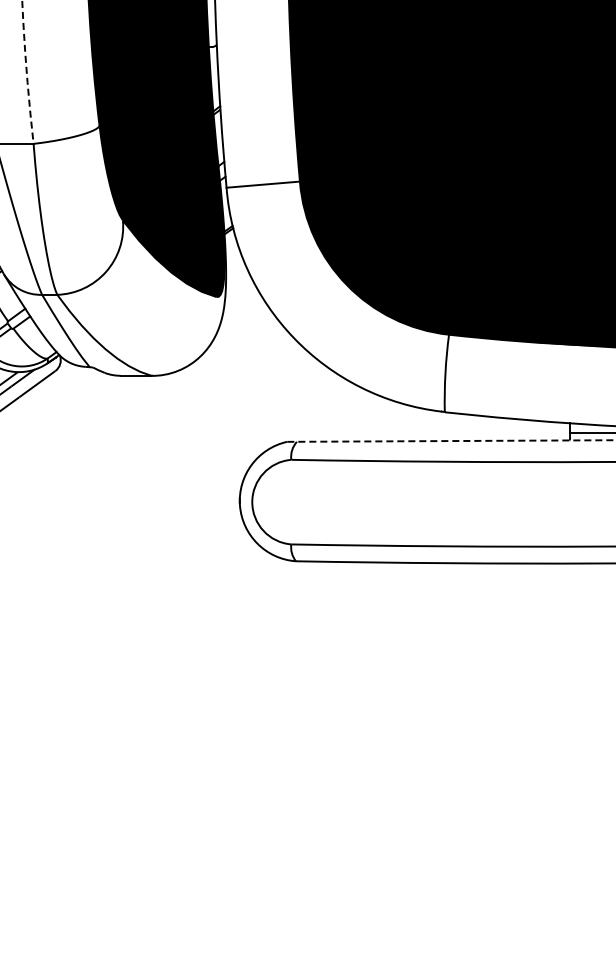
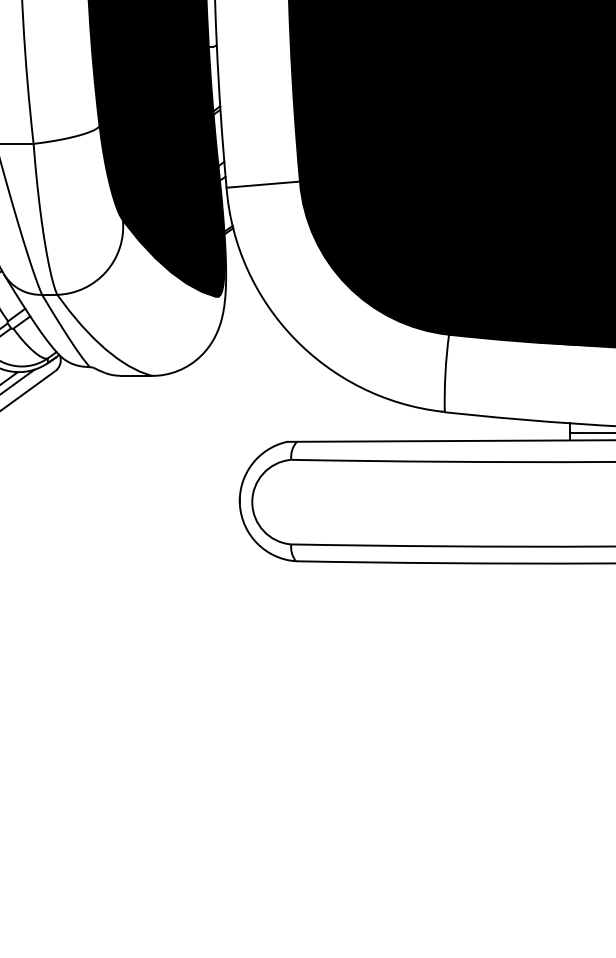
arc: dashed -> solid (26, 72)
line: dashed -> solid (450, 441)
